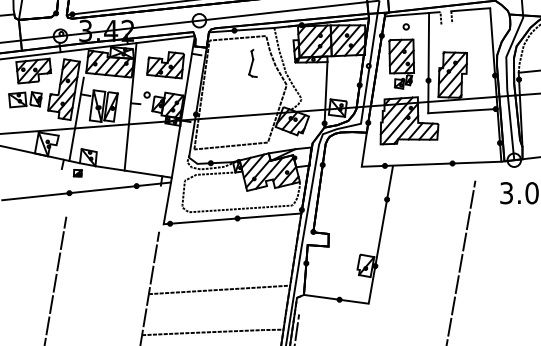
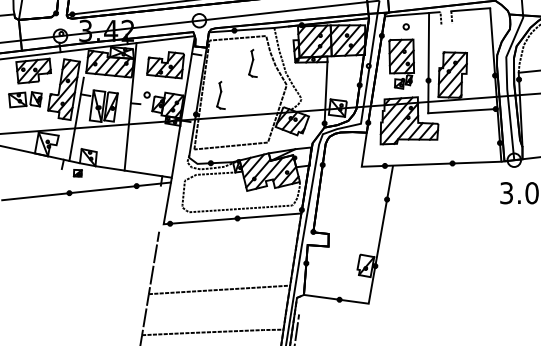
part: none -> present (220, 94)
line: present -> none (461, 261)
line: present -> none (55, 279)
